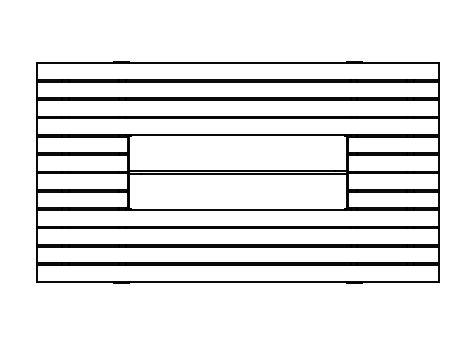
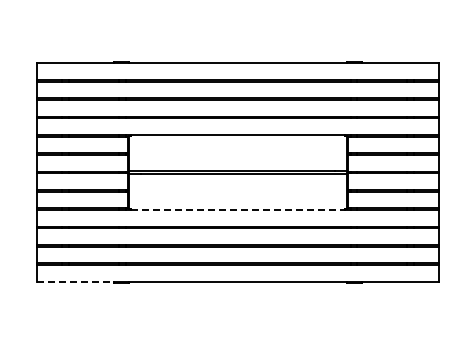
line: solid -> dashed (237, 209)
line: solid -> dashed (75, 281)
